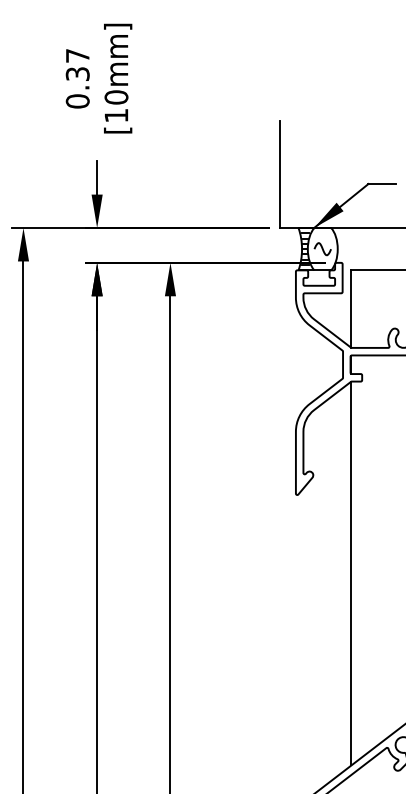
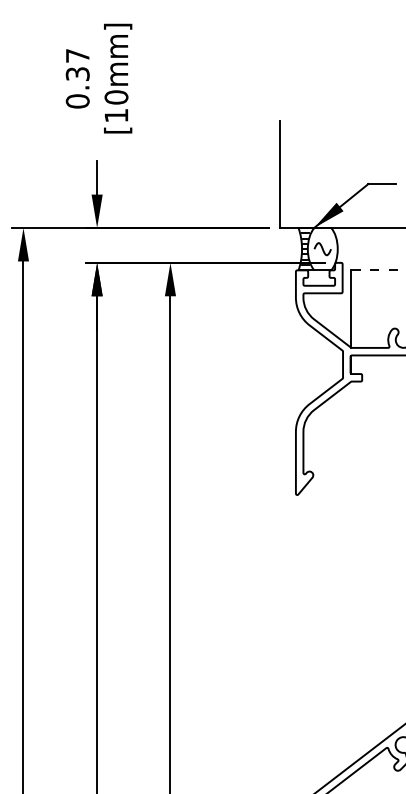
line: solid -> dashed (378, 270)
line: present -> none (351, 573)
